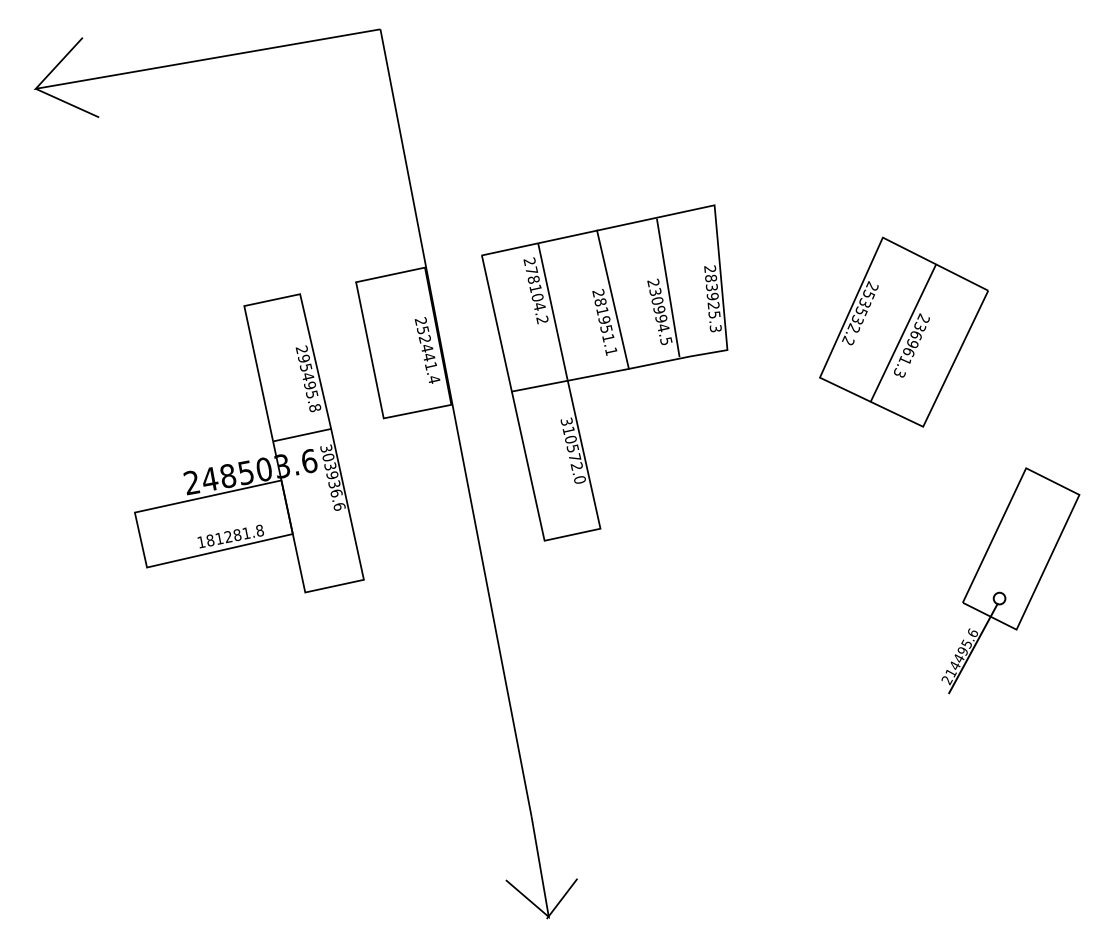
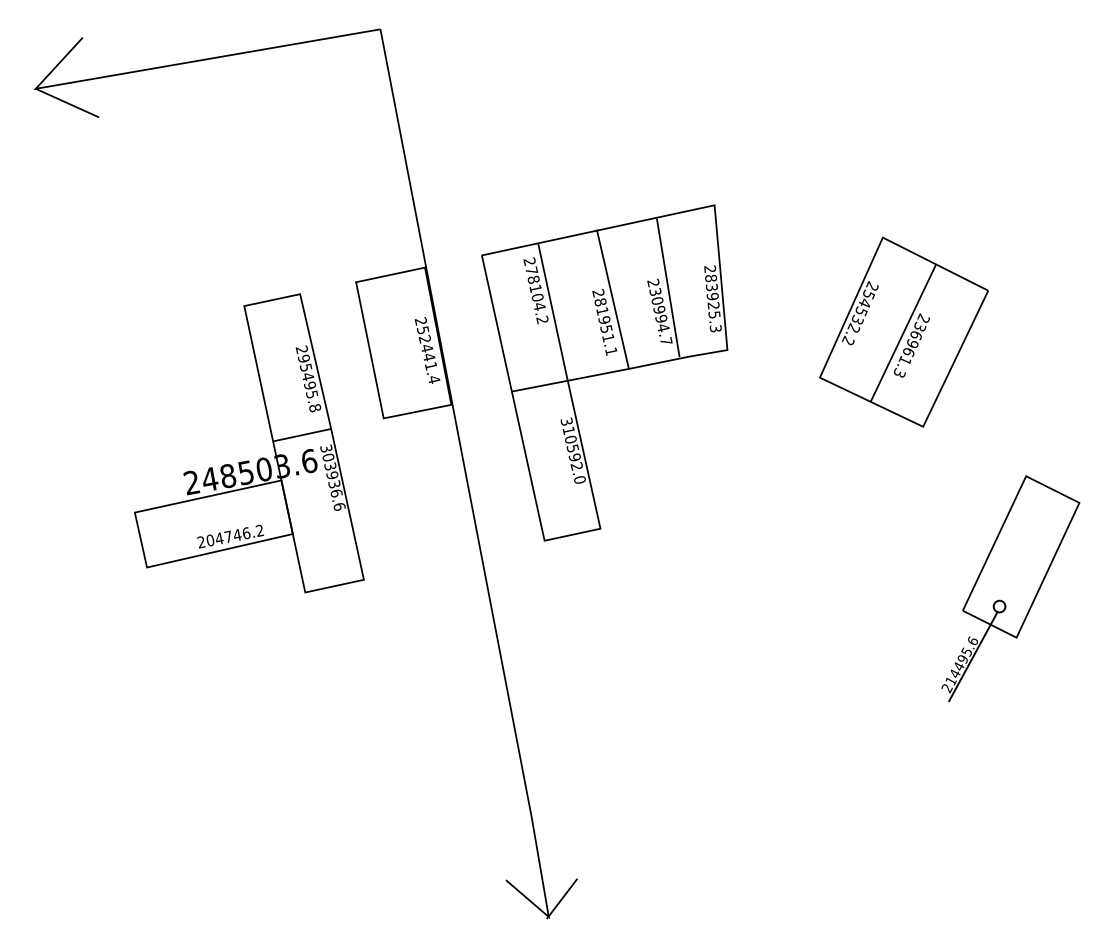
text: 253532.2 -> 254532.2 (865, 302)
text: 230994.5 -> 230994.7 (666, 341)
text: 310572.0 -> 310592.0 (574, 457)
text: 181281.8 -> 204746.2 (230, 536)
part position: (1010, 580) -> (1010, 588) (1010, 588)
